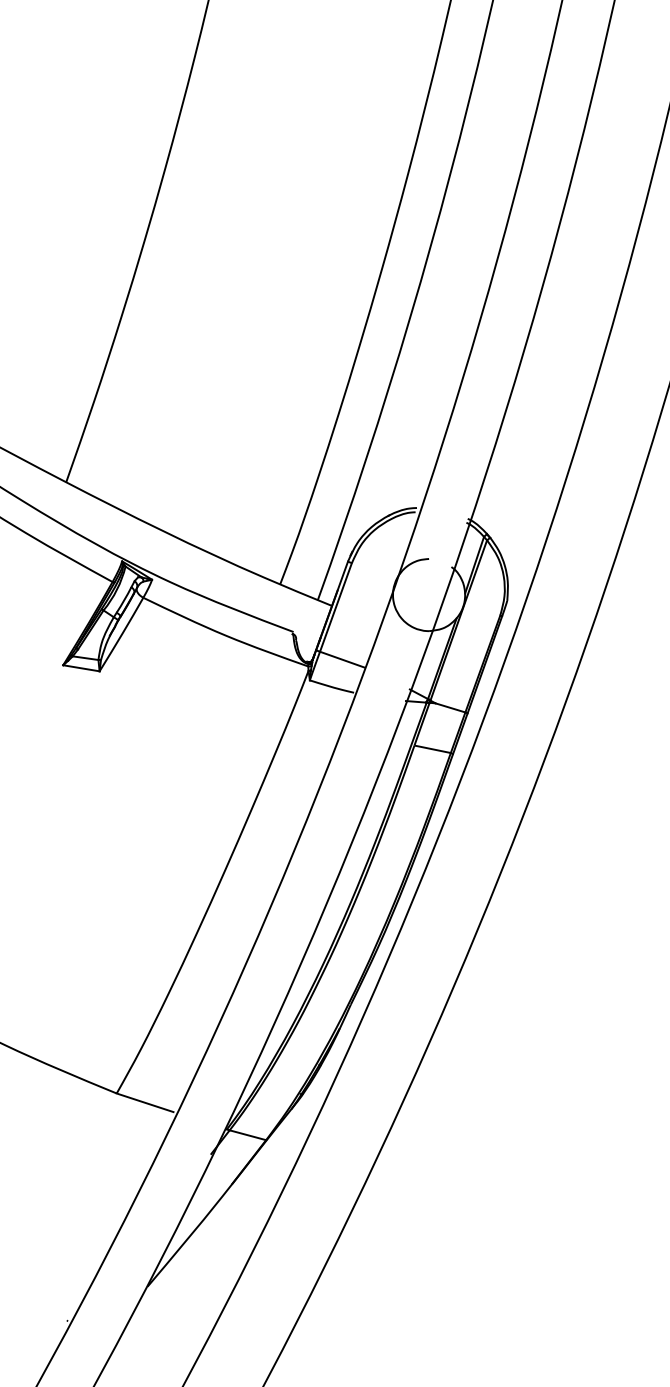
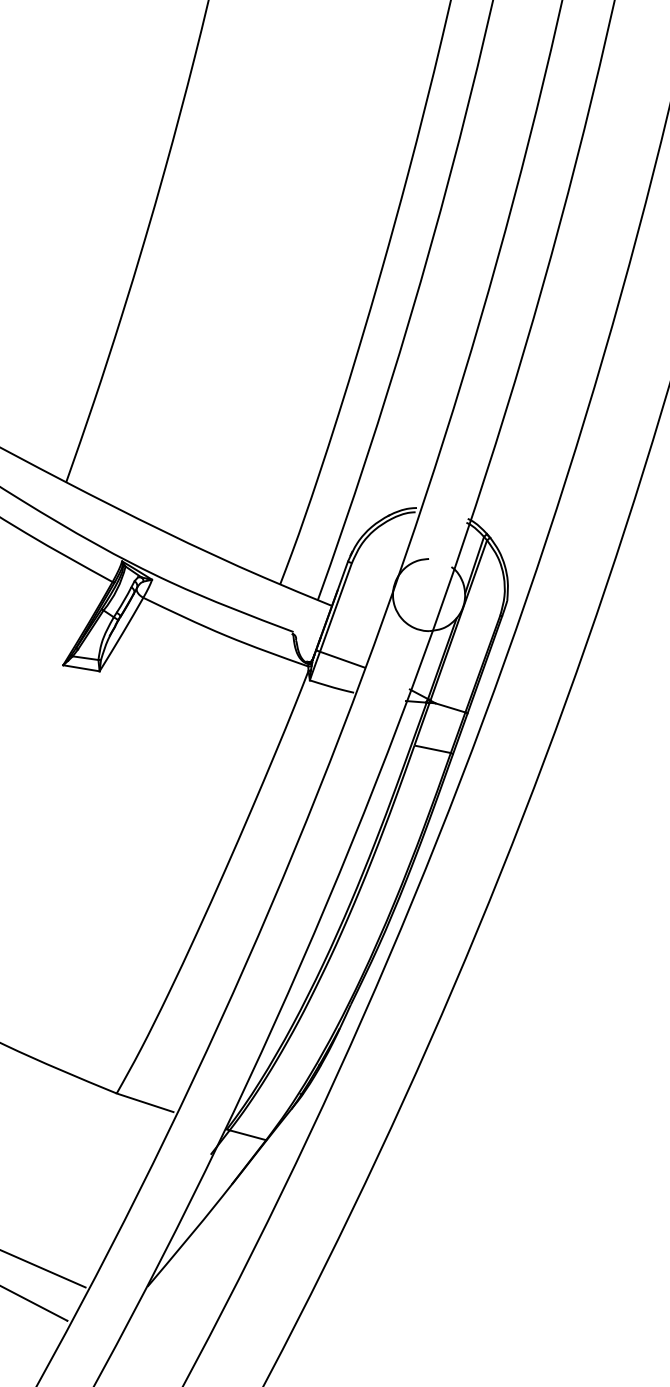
line: none -> present (43, 1269)
line: none -> present (34, 1303)
